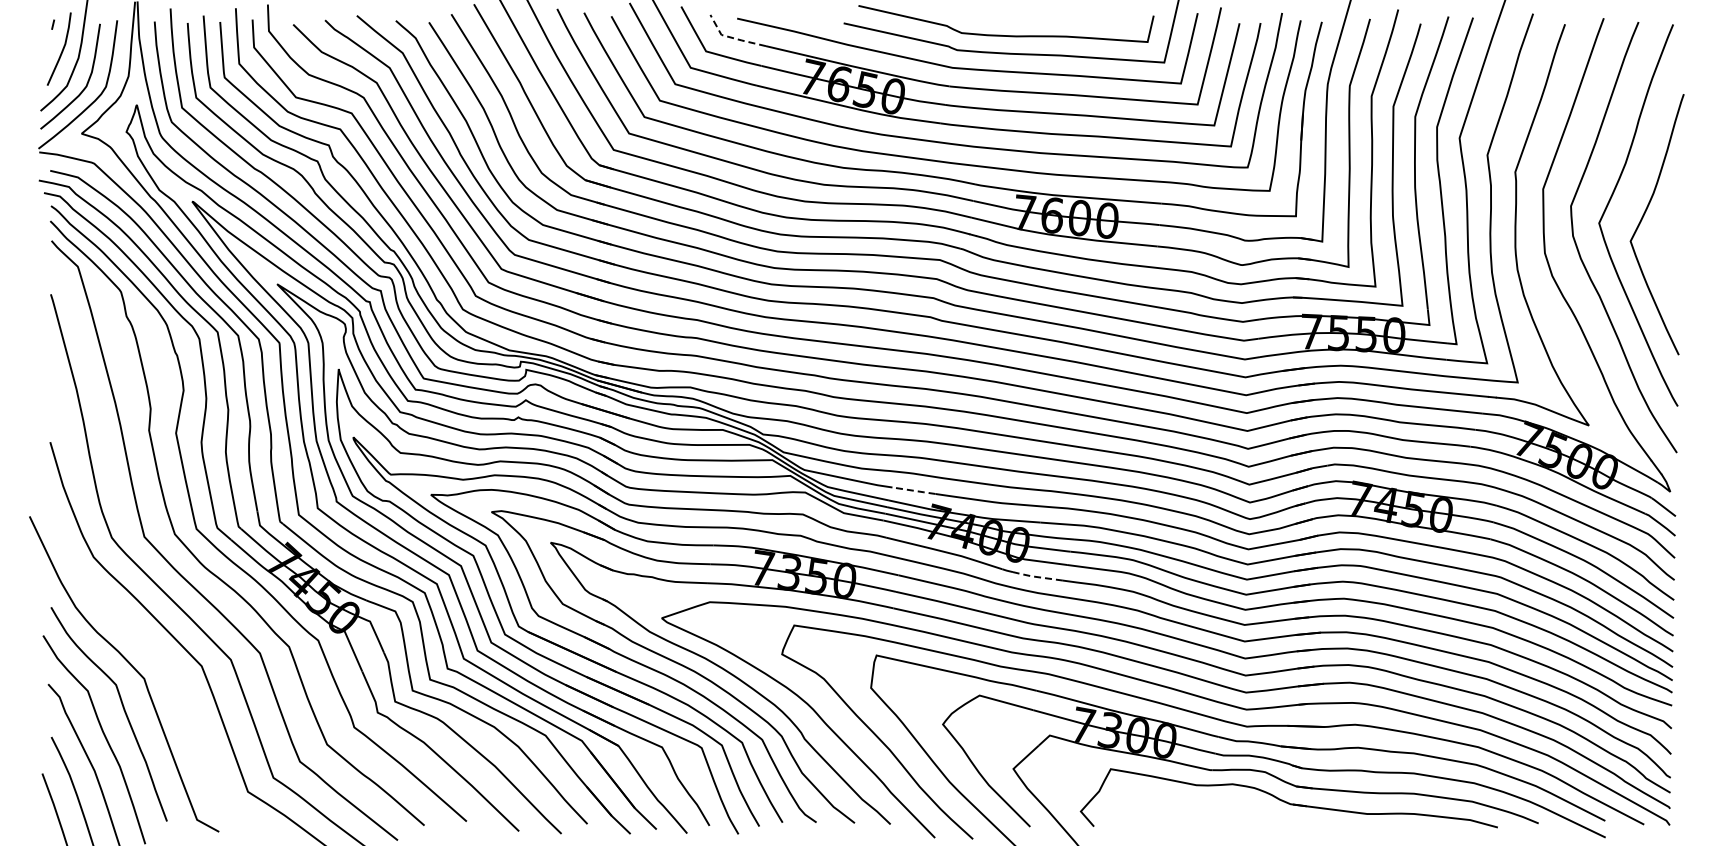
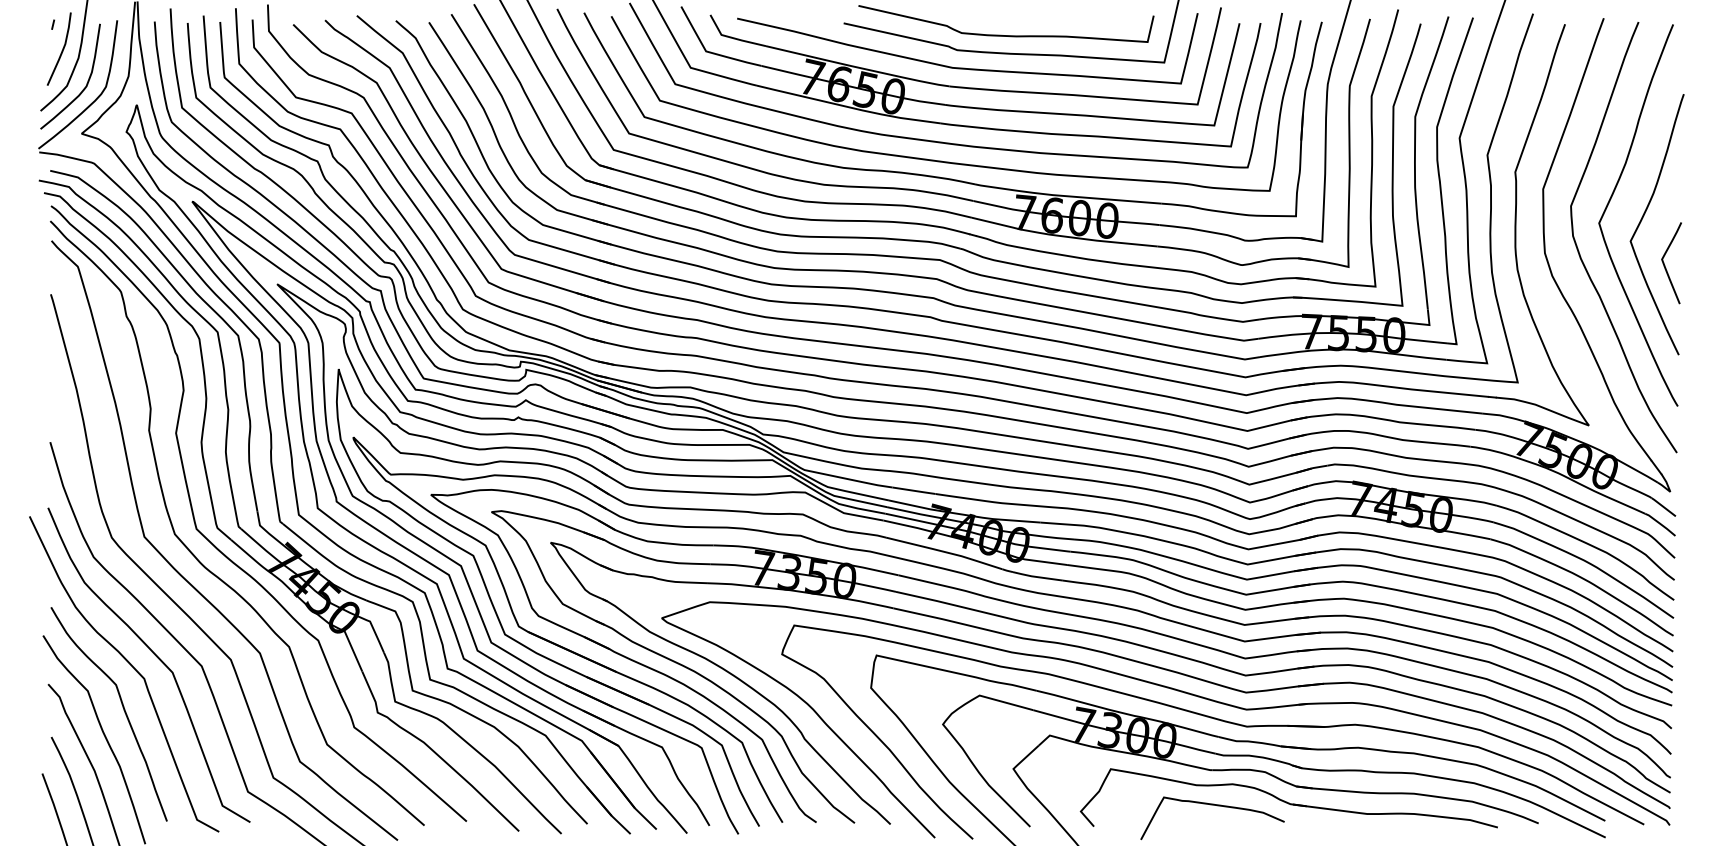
line: dashed -> solid (732, 37)
curve: none -> present (1665, 265)
line: dashed -> solid (914, 490)
line: dashed -> solid (1036, 576)
curve: none -> present (155, 656)
curve: none -> present (1212, 805)
